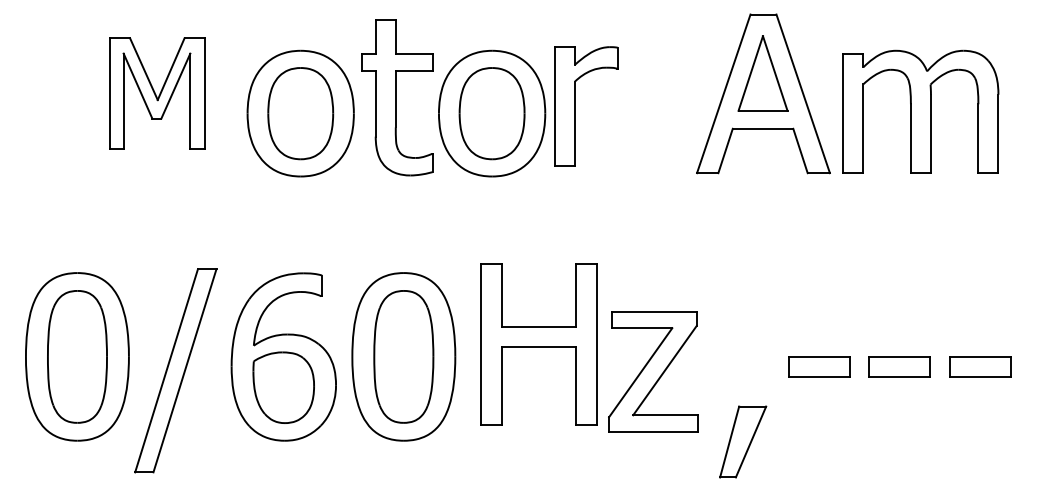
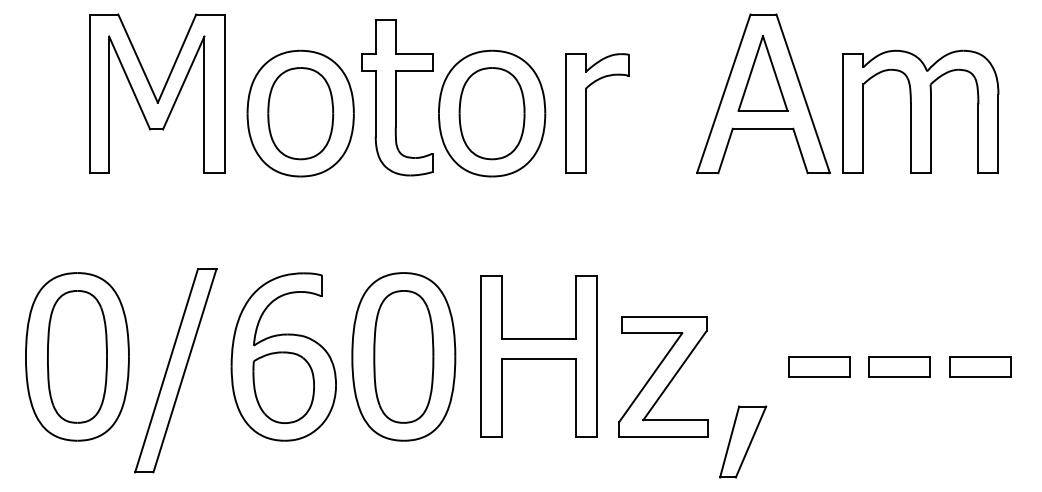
part size: 97x113 px -> 137x161 px (157, 93)
part position: (575, 106) -> (586, 113) (586, 113)
part position: (538, 344) -> (538, 356) (538, 356)
part position: (653, 371) -> (663, 376) (663, 376)
